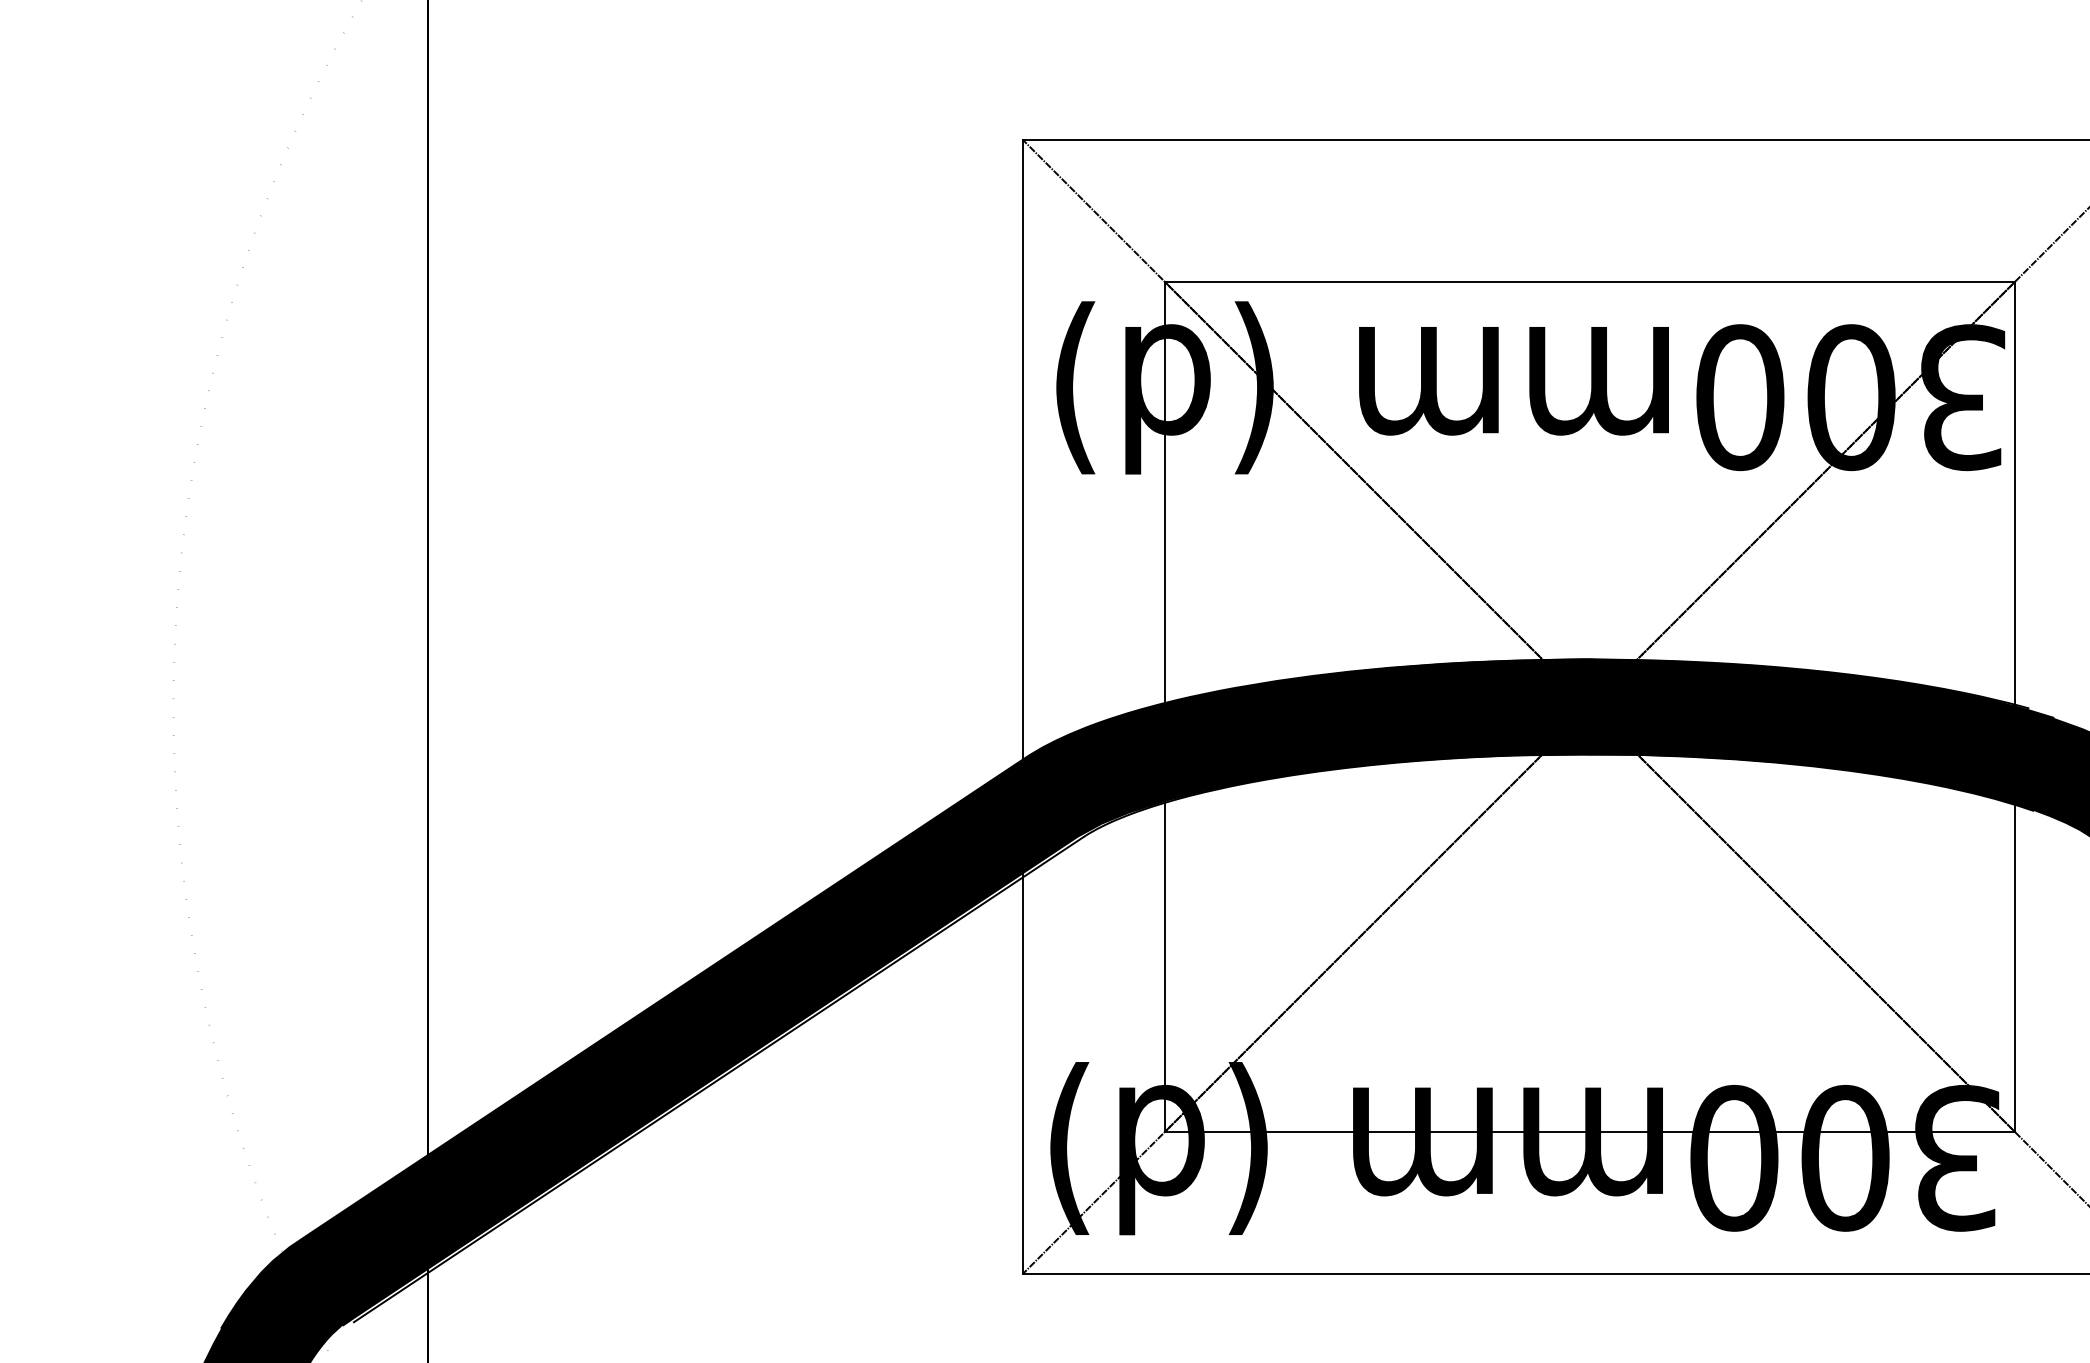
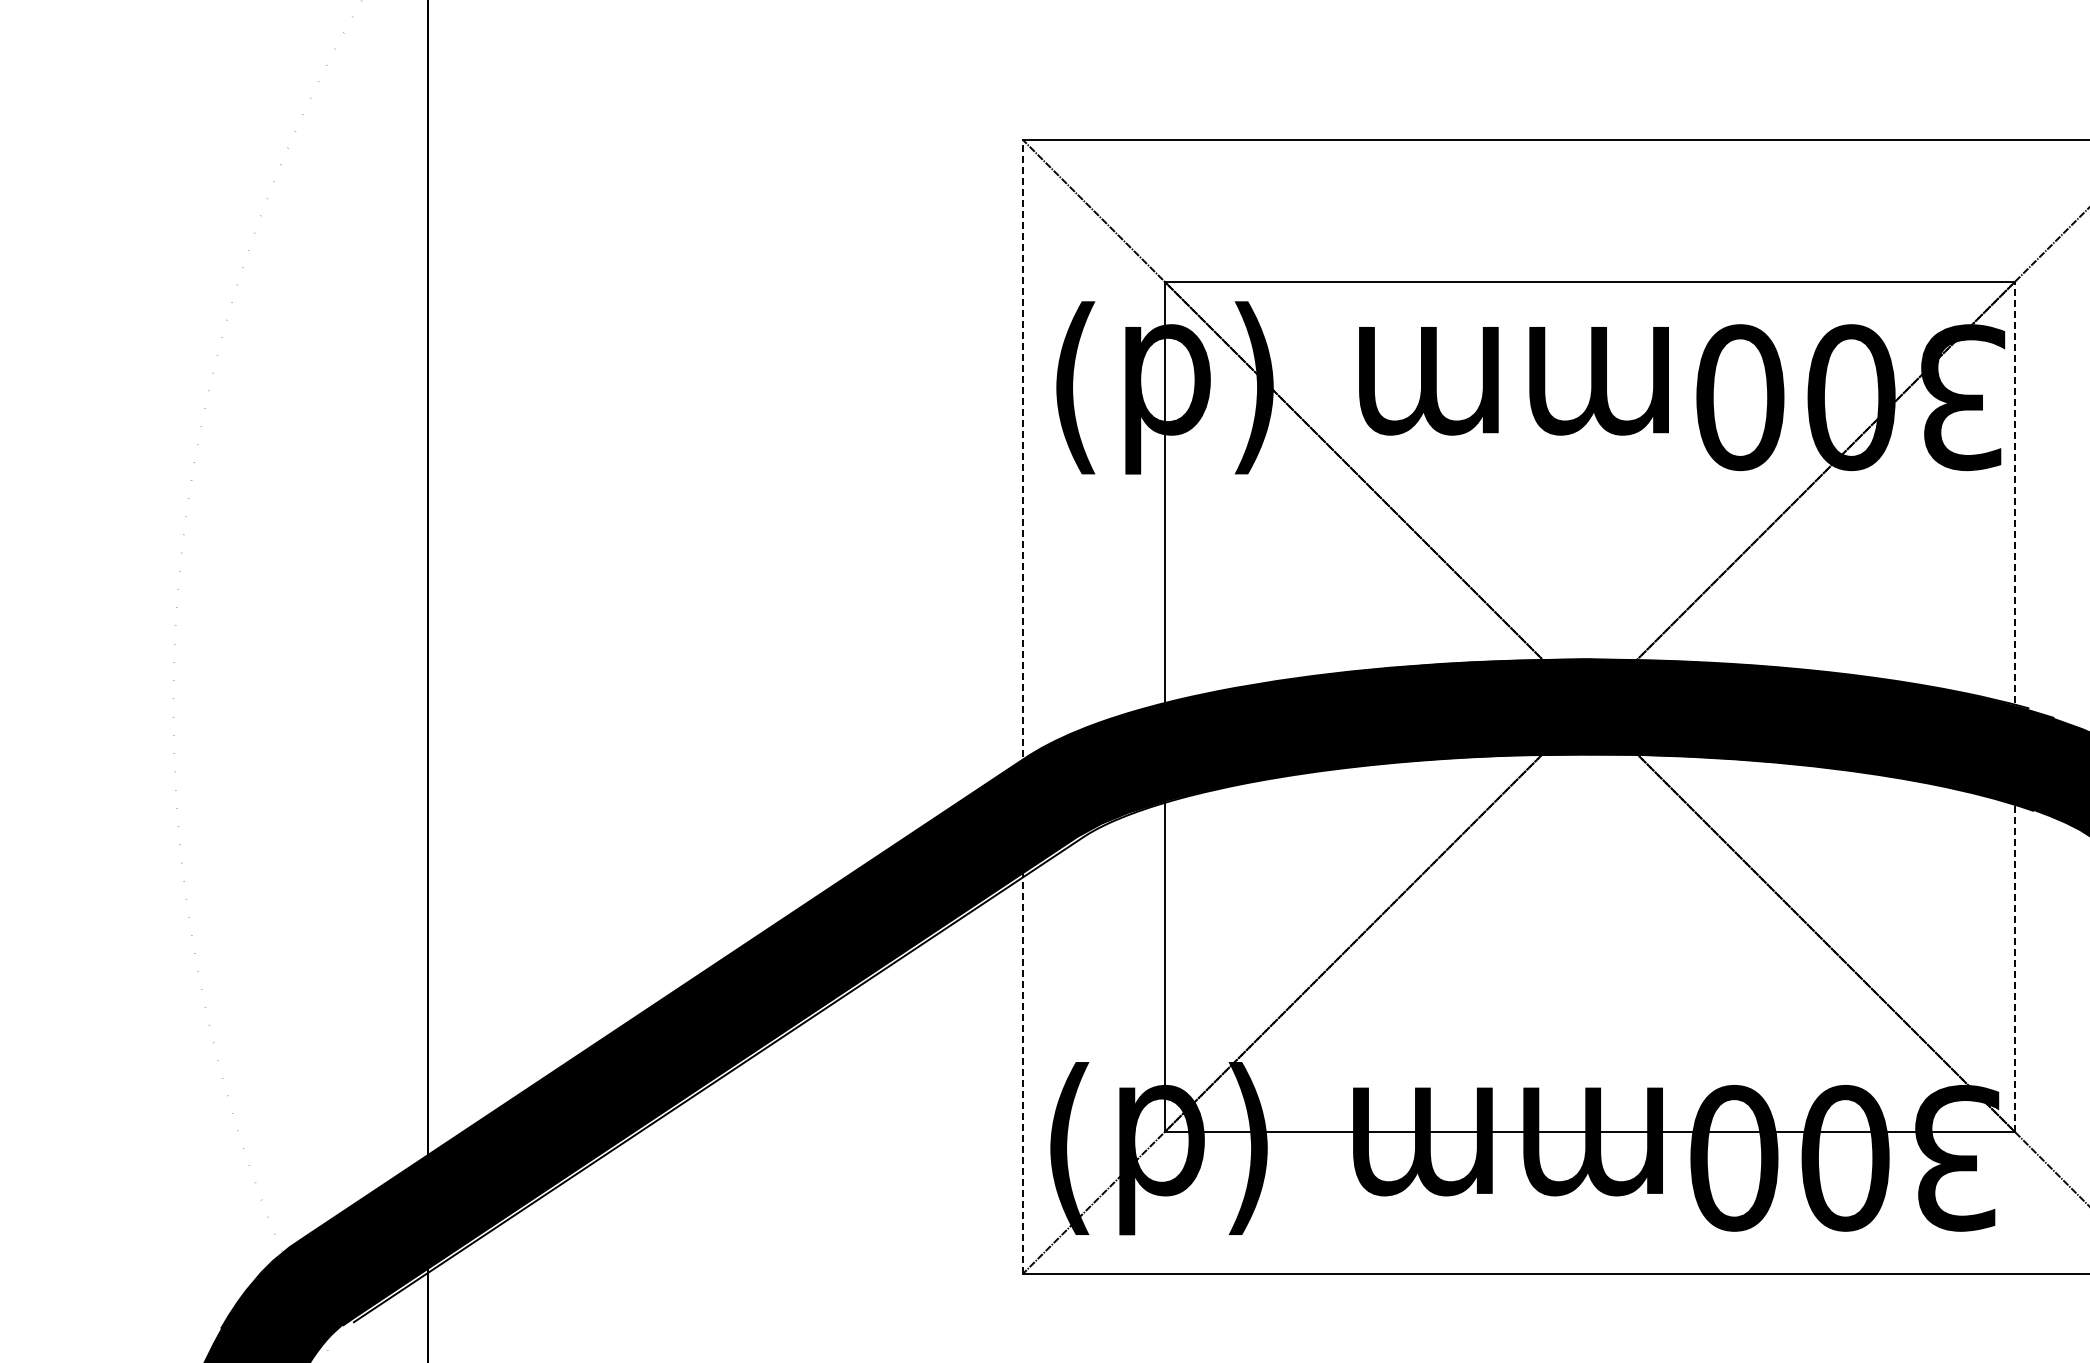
line: solid -> dashed (1023, 706)
line: solid -> dashed (2014, 706)
